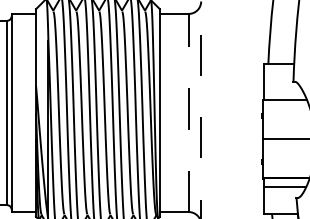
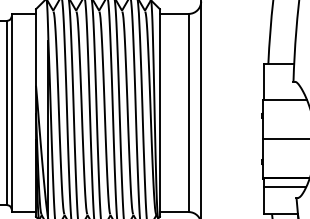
line: dashed -> solid (201, 109)
line: dashed -> solid (188, 112)
